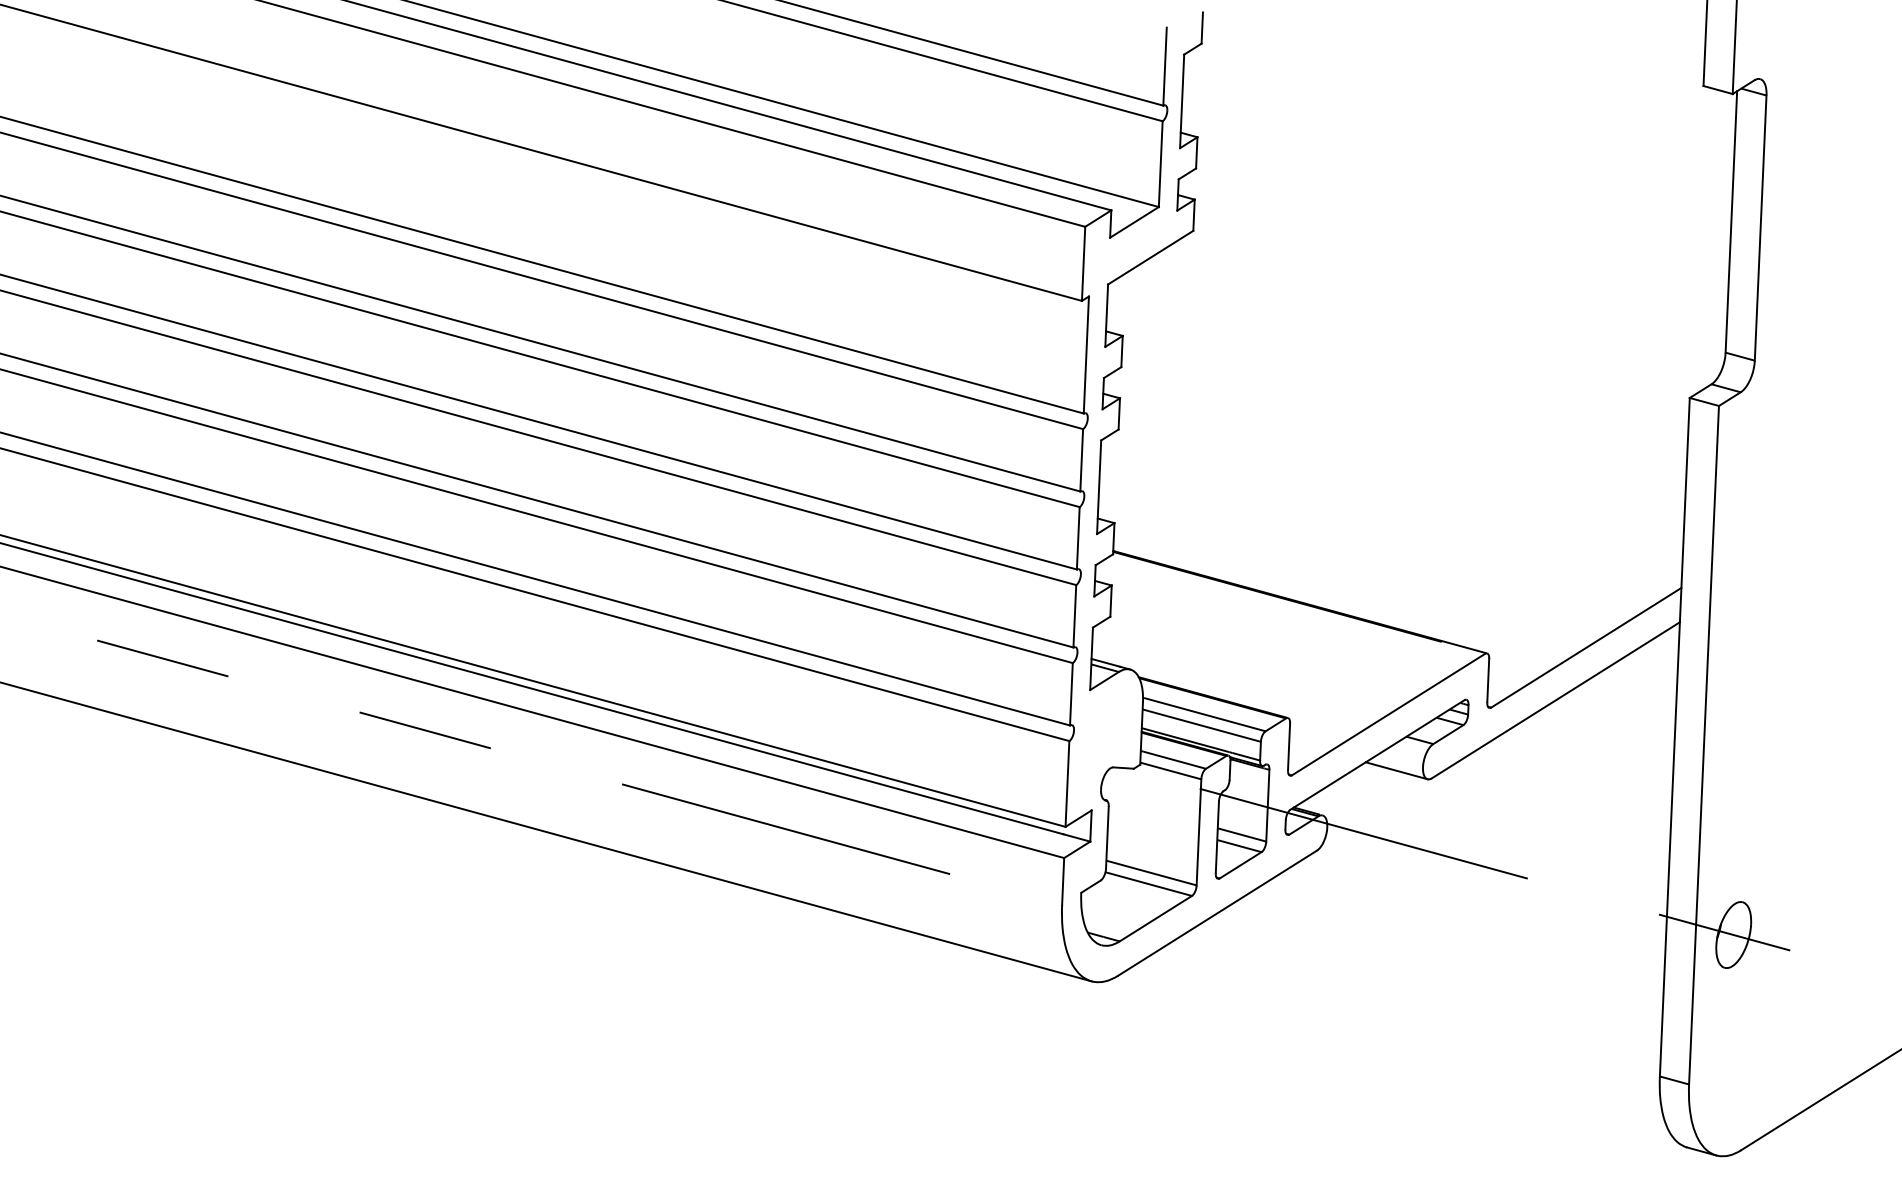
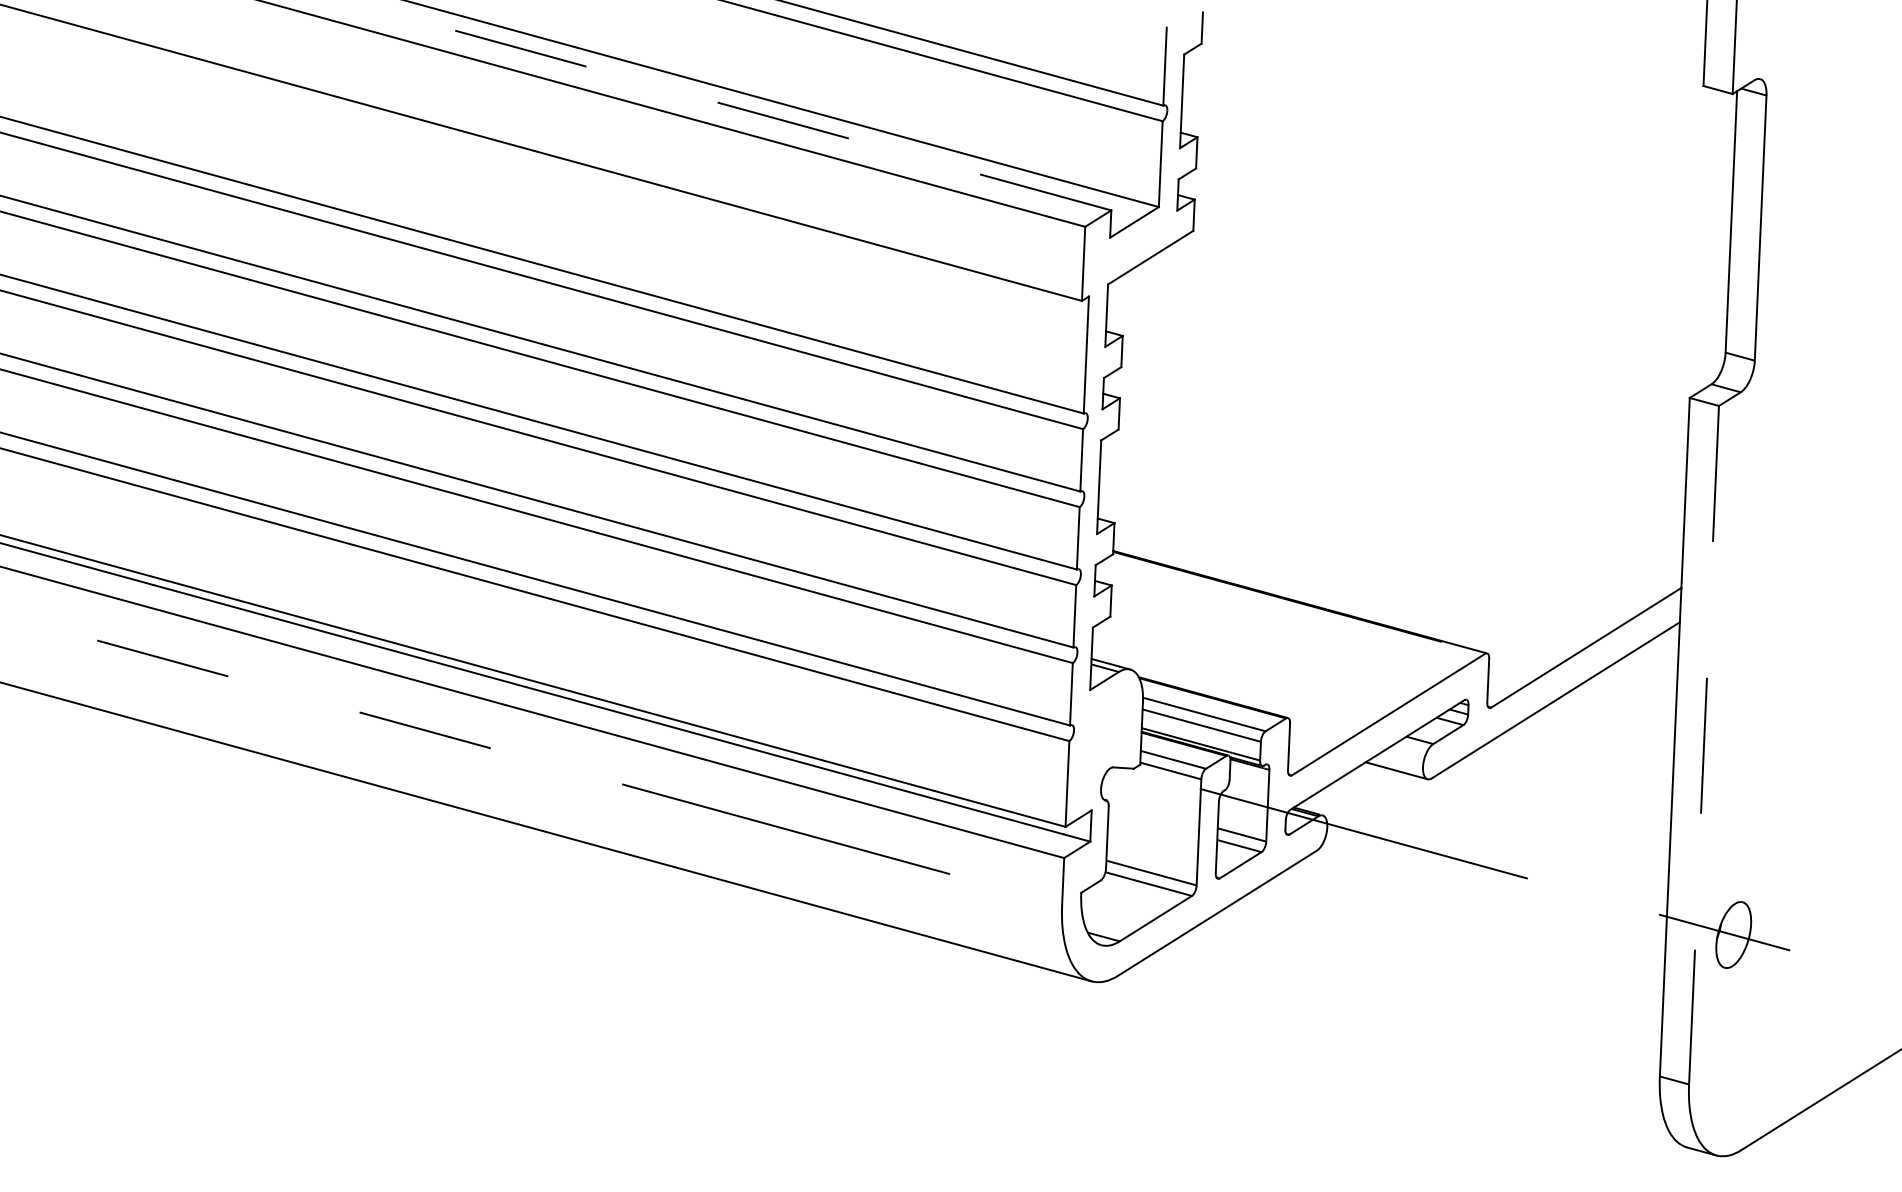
line: solid -> dashed (727, 105)
line: solid -> dashed (1704, 745)
